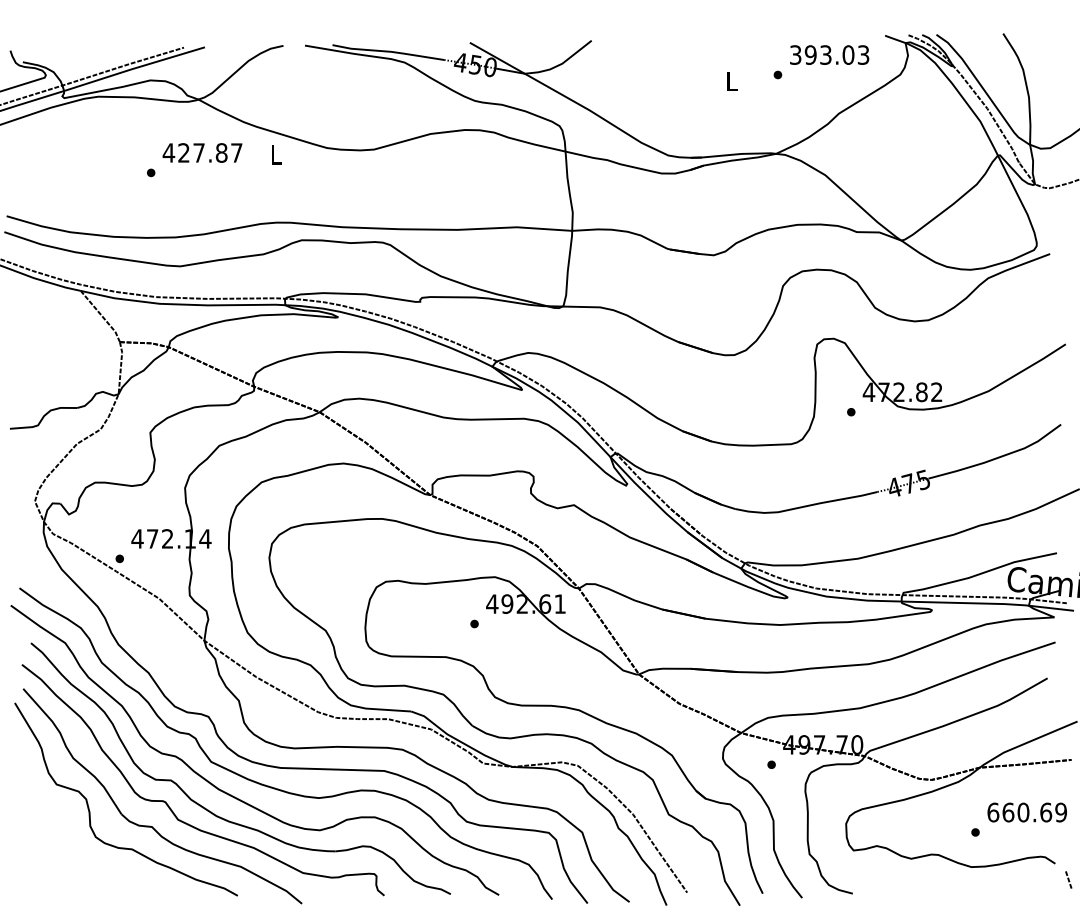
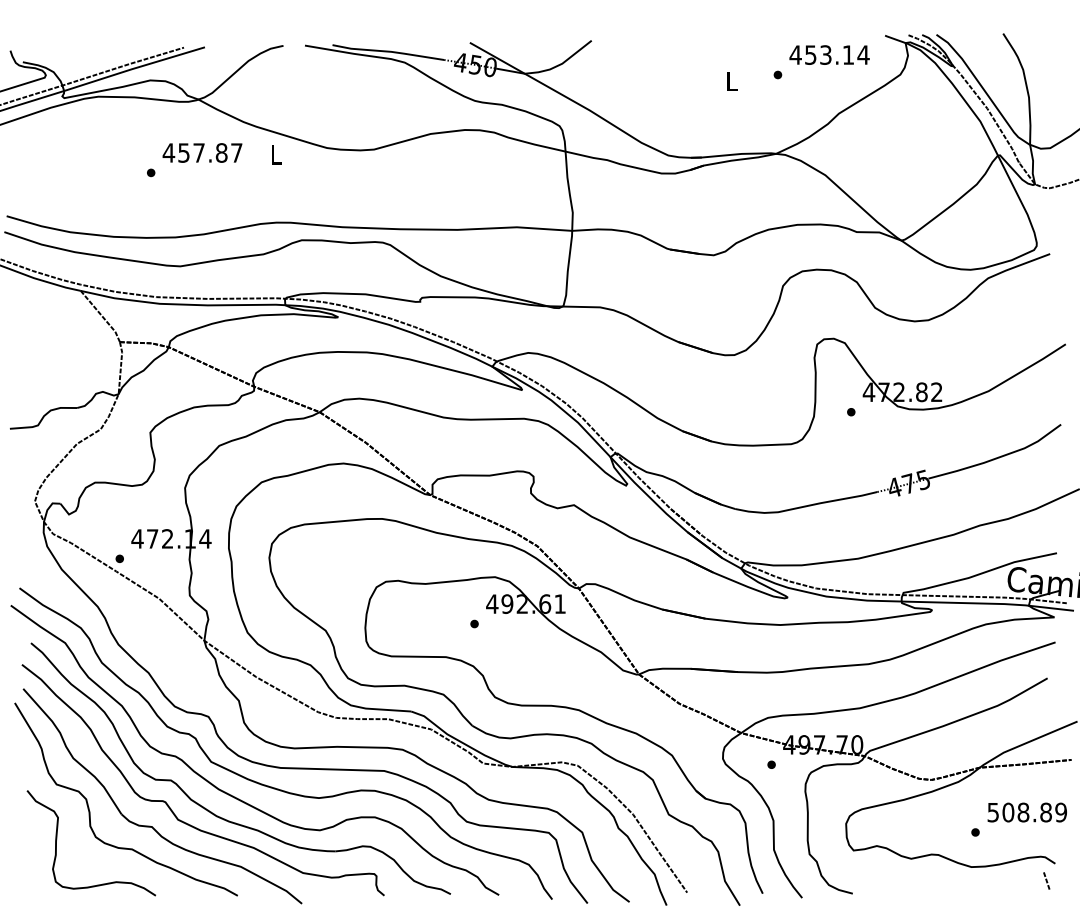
text: 393.03 -> 453.14 (829, 54)
text: 427.87 -> 457.87 (183, 152)
text: 660.69 -> 508.89 (1019, 812)
curve: none -> present (57, 839)
line position: (1068, 879) -> (1046, 880) (1046, 880)
